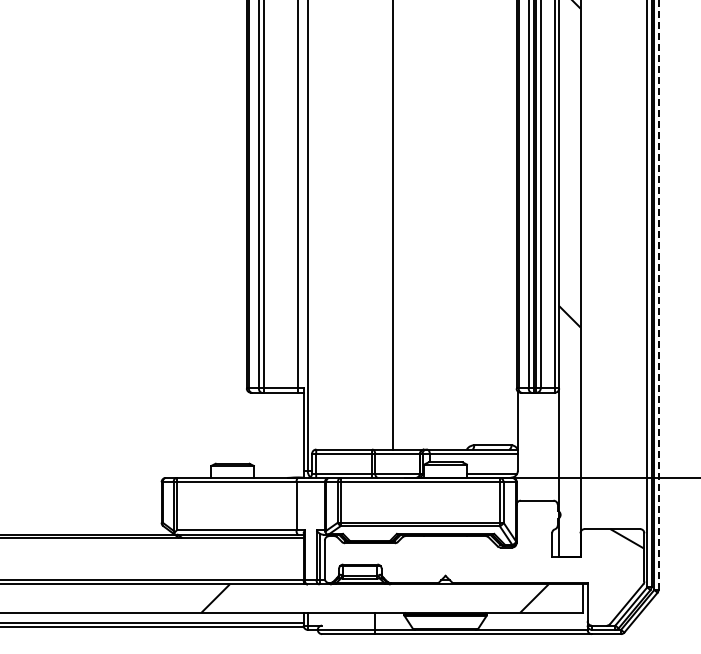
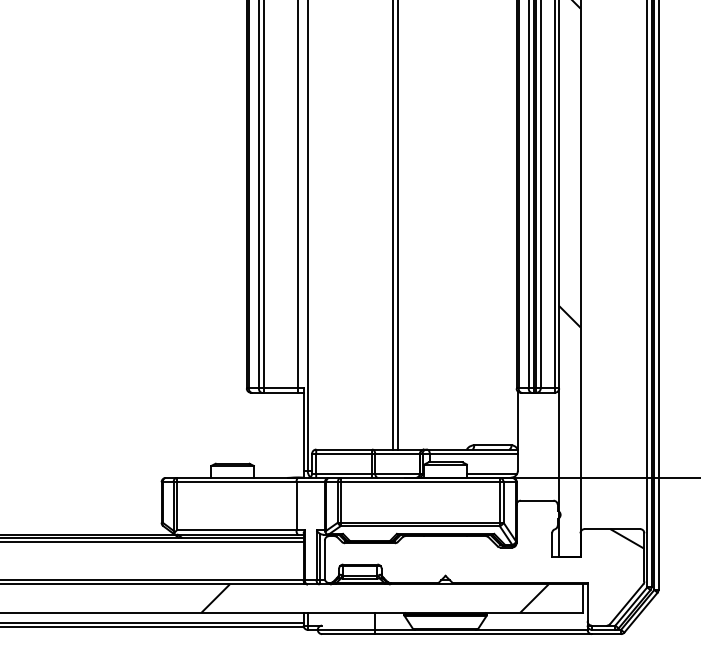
line: none -> present (398, 225)
line: dashed -> solid (658, 295)
line: none -> present (152, 541)
